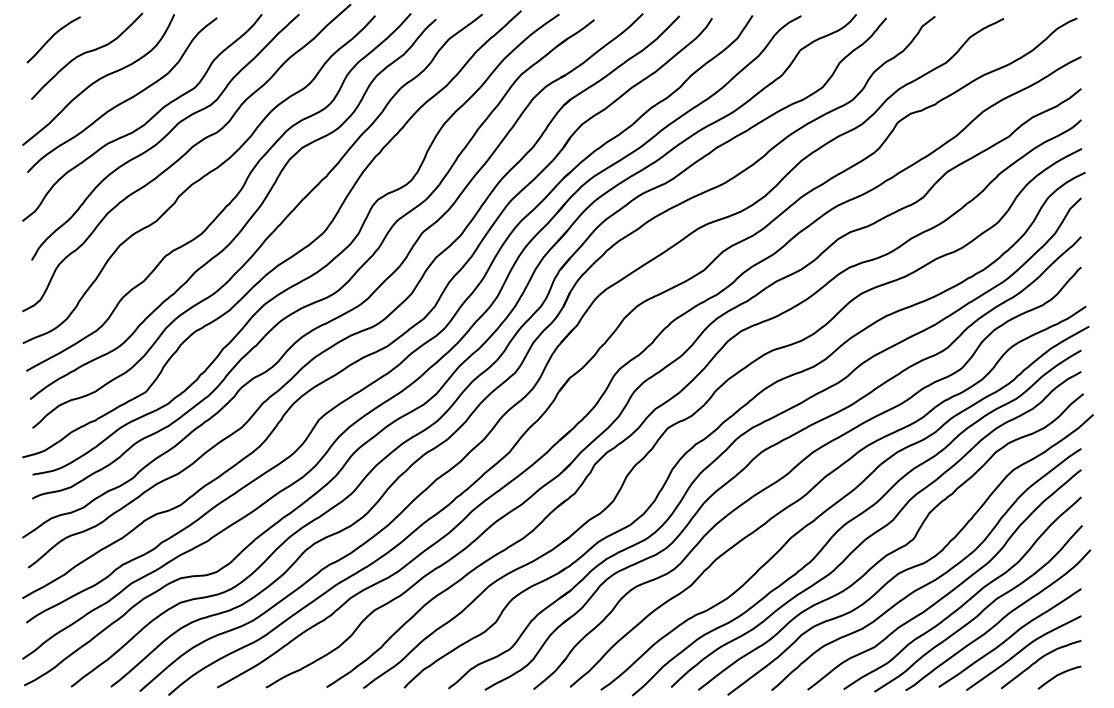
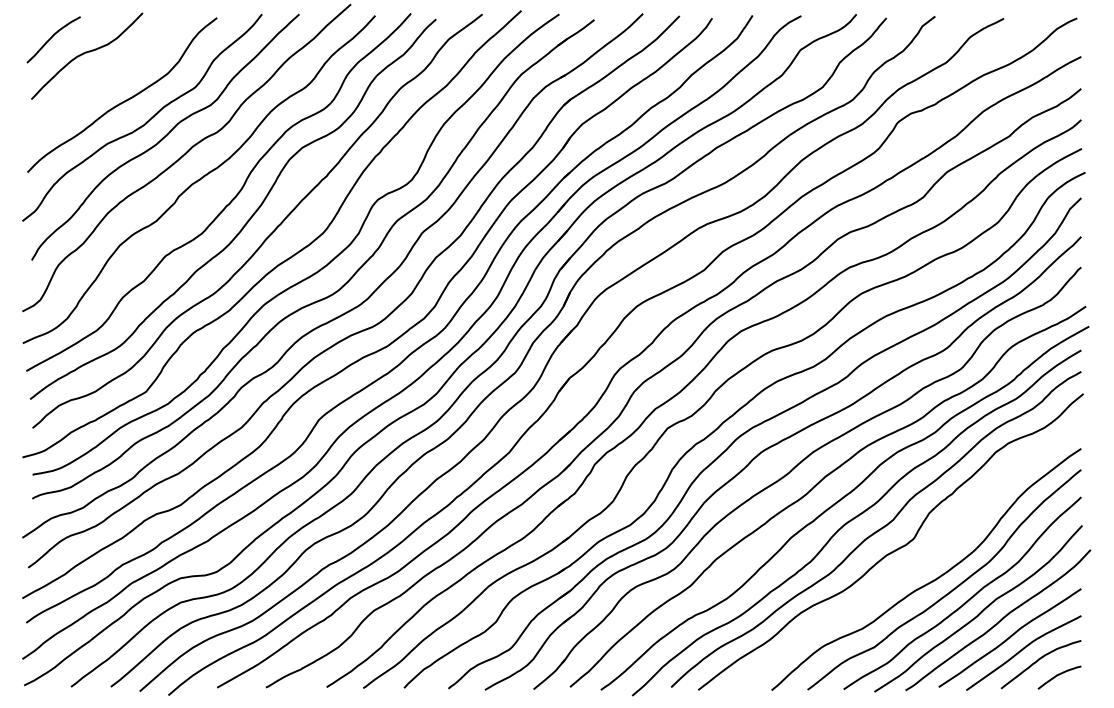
curve: present -> none (98, 79)
curve: present -> none (914, 565)
